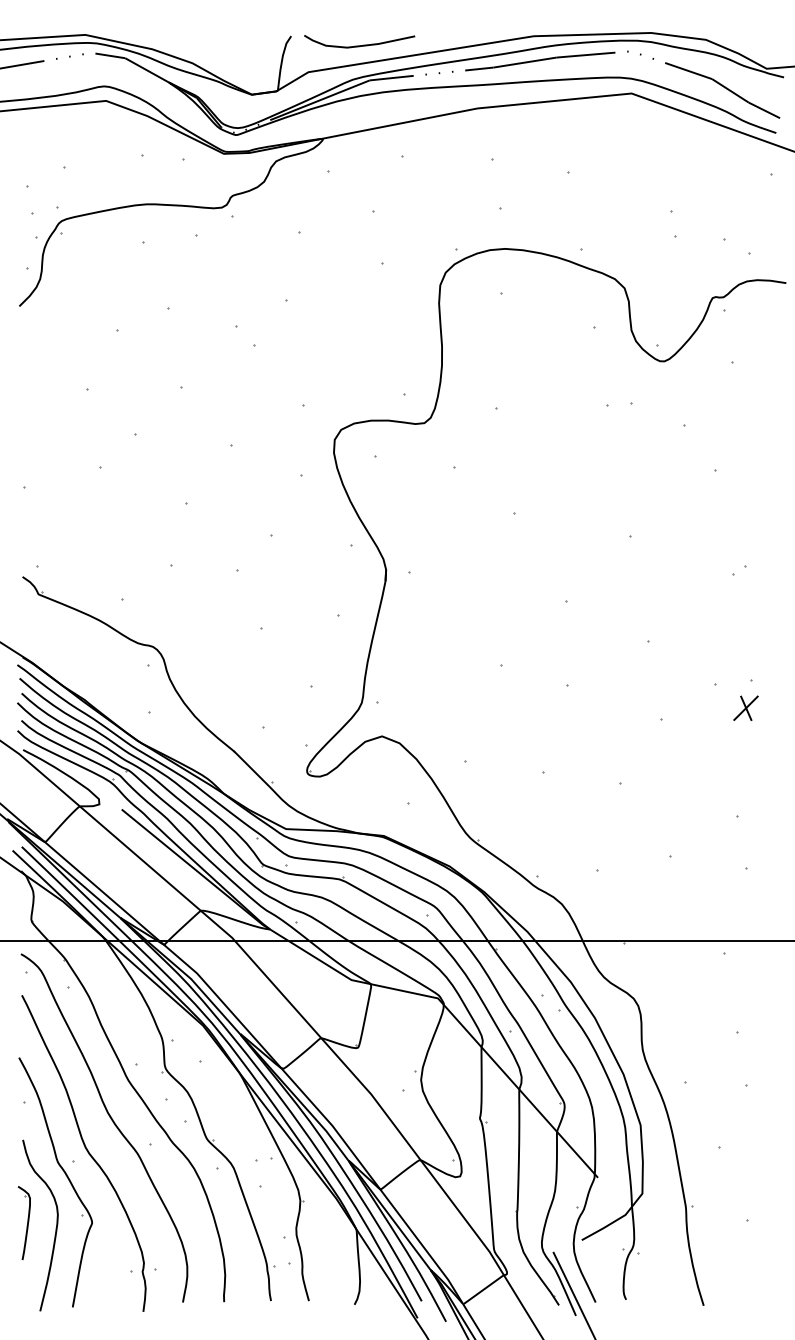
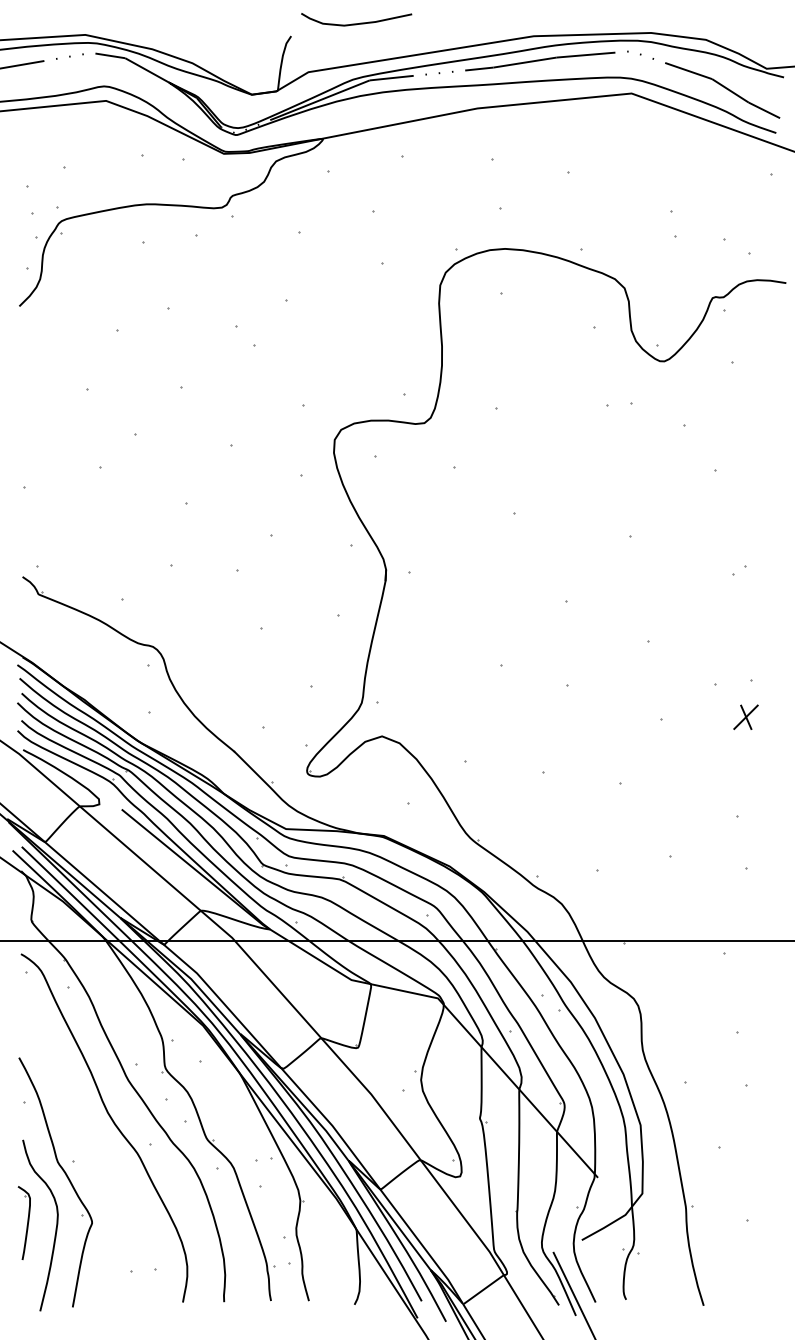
curve position: (359, 45) -> (356, 23) (356, 23)
part position: (745, 707) -> (745, 716) (745, 716)
curve: present -> none (87, 1152)
